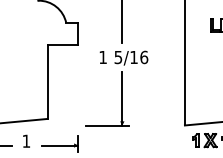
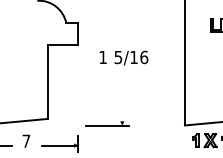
line: present -> none (122, 22)
line: present -> none (122, 98)
text: 1 -> 7 (26, 140)
